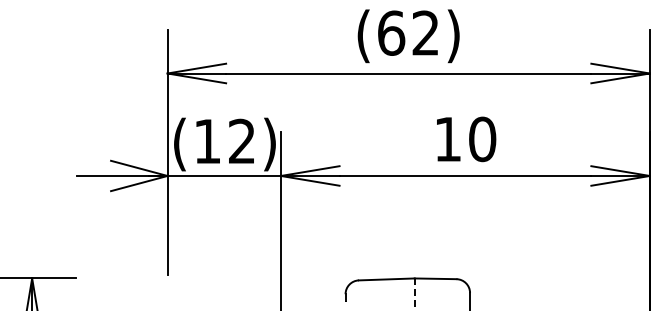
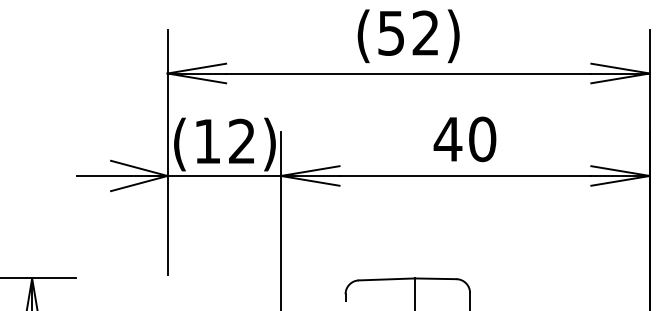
text: (62) -> (52) (391, 32)
text: 10 -> 40 (447, 139)
line: dashed -> solid (414, 294)
